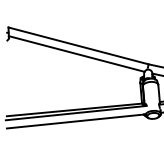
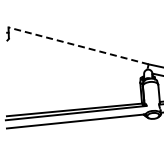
line: solid -> dashed (78, 45)
line: present -> none (76, 53)
